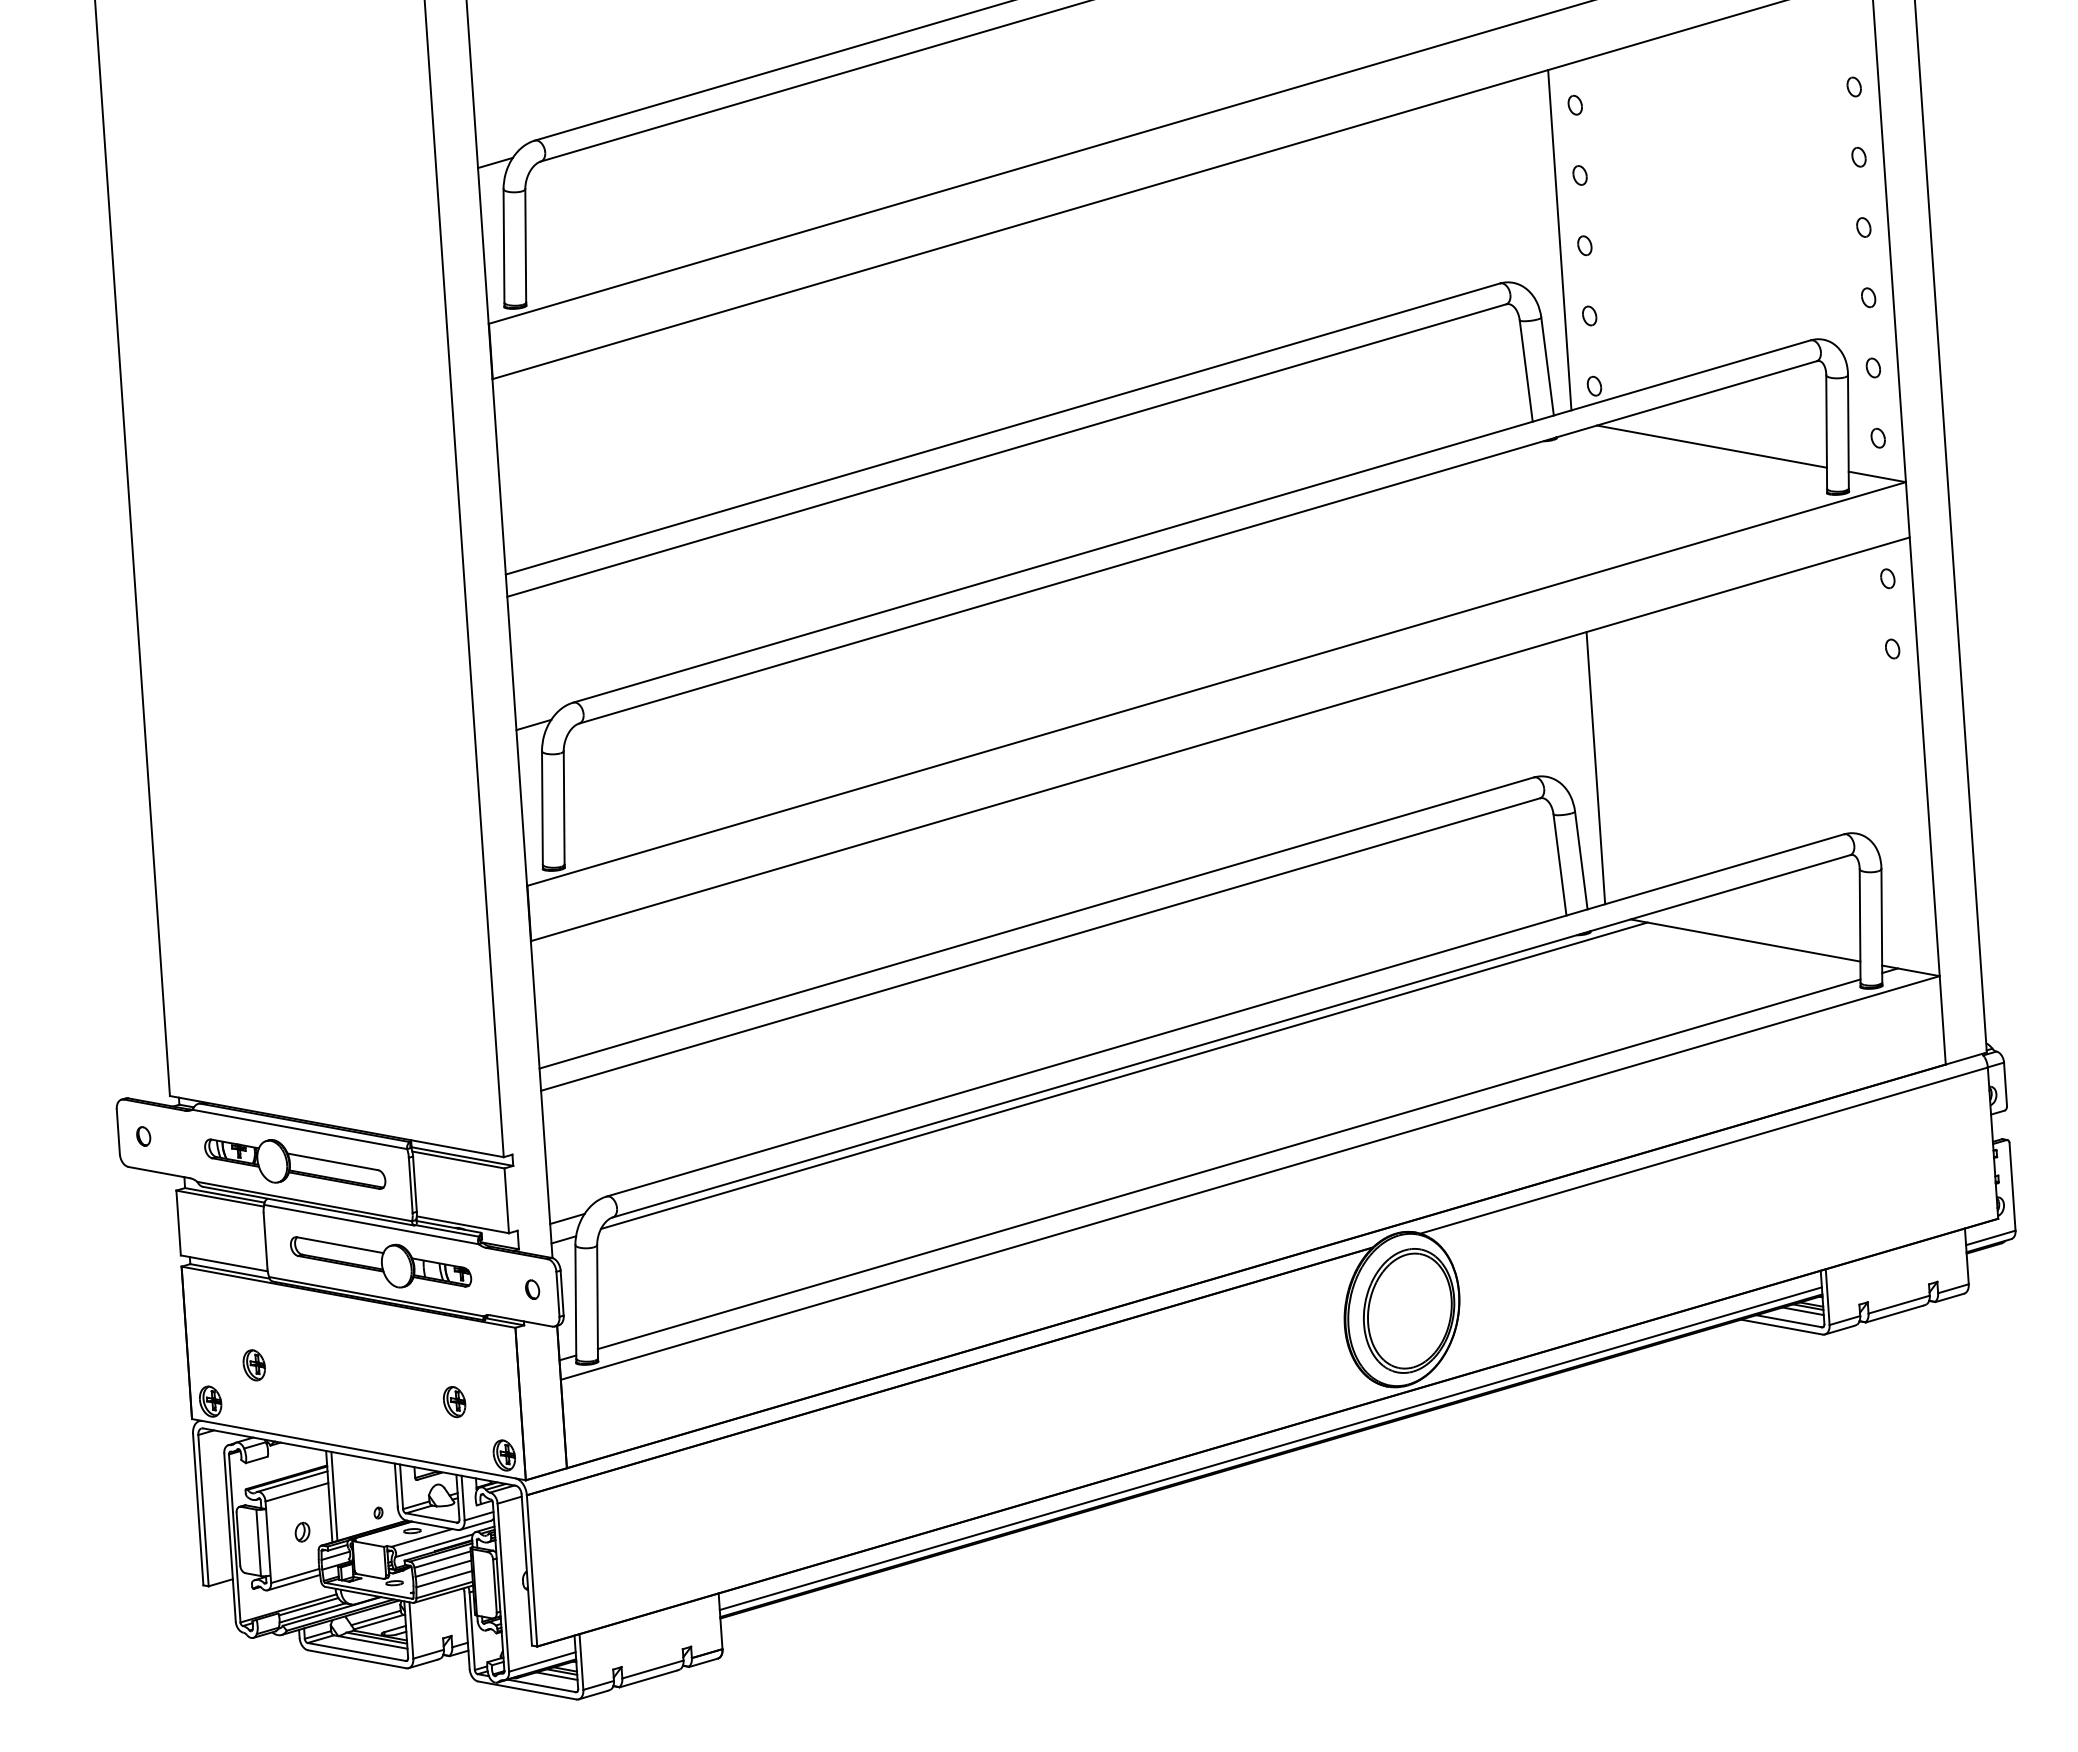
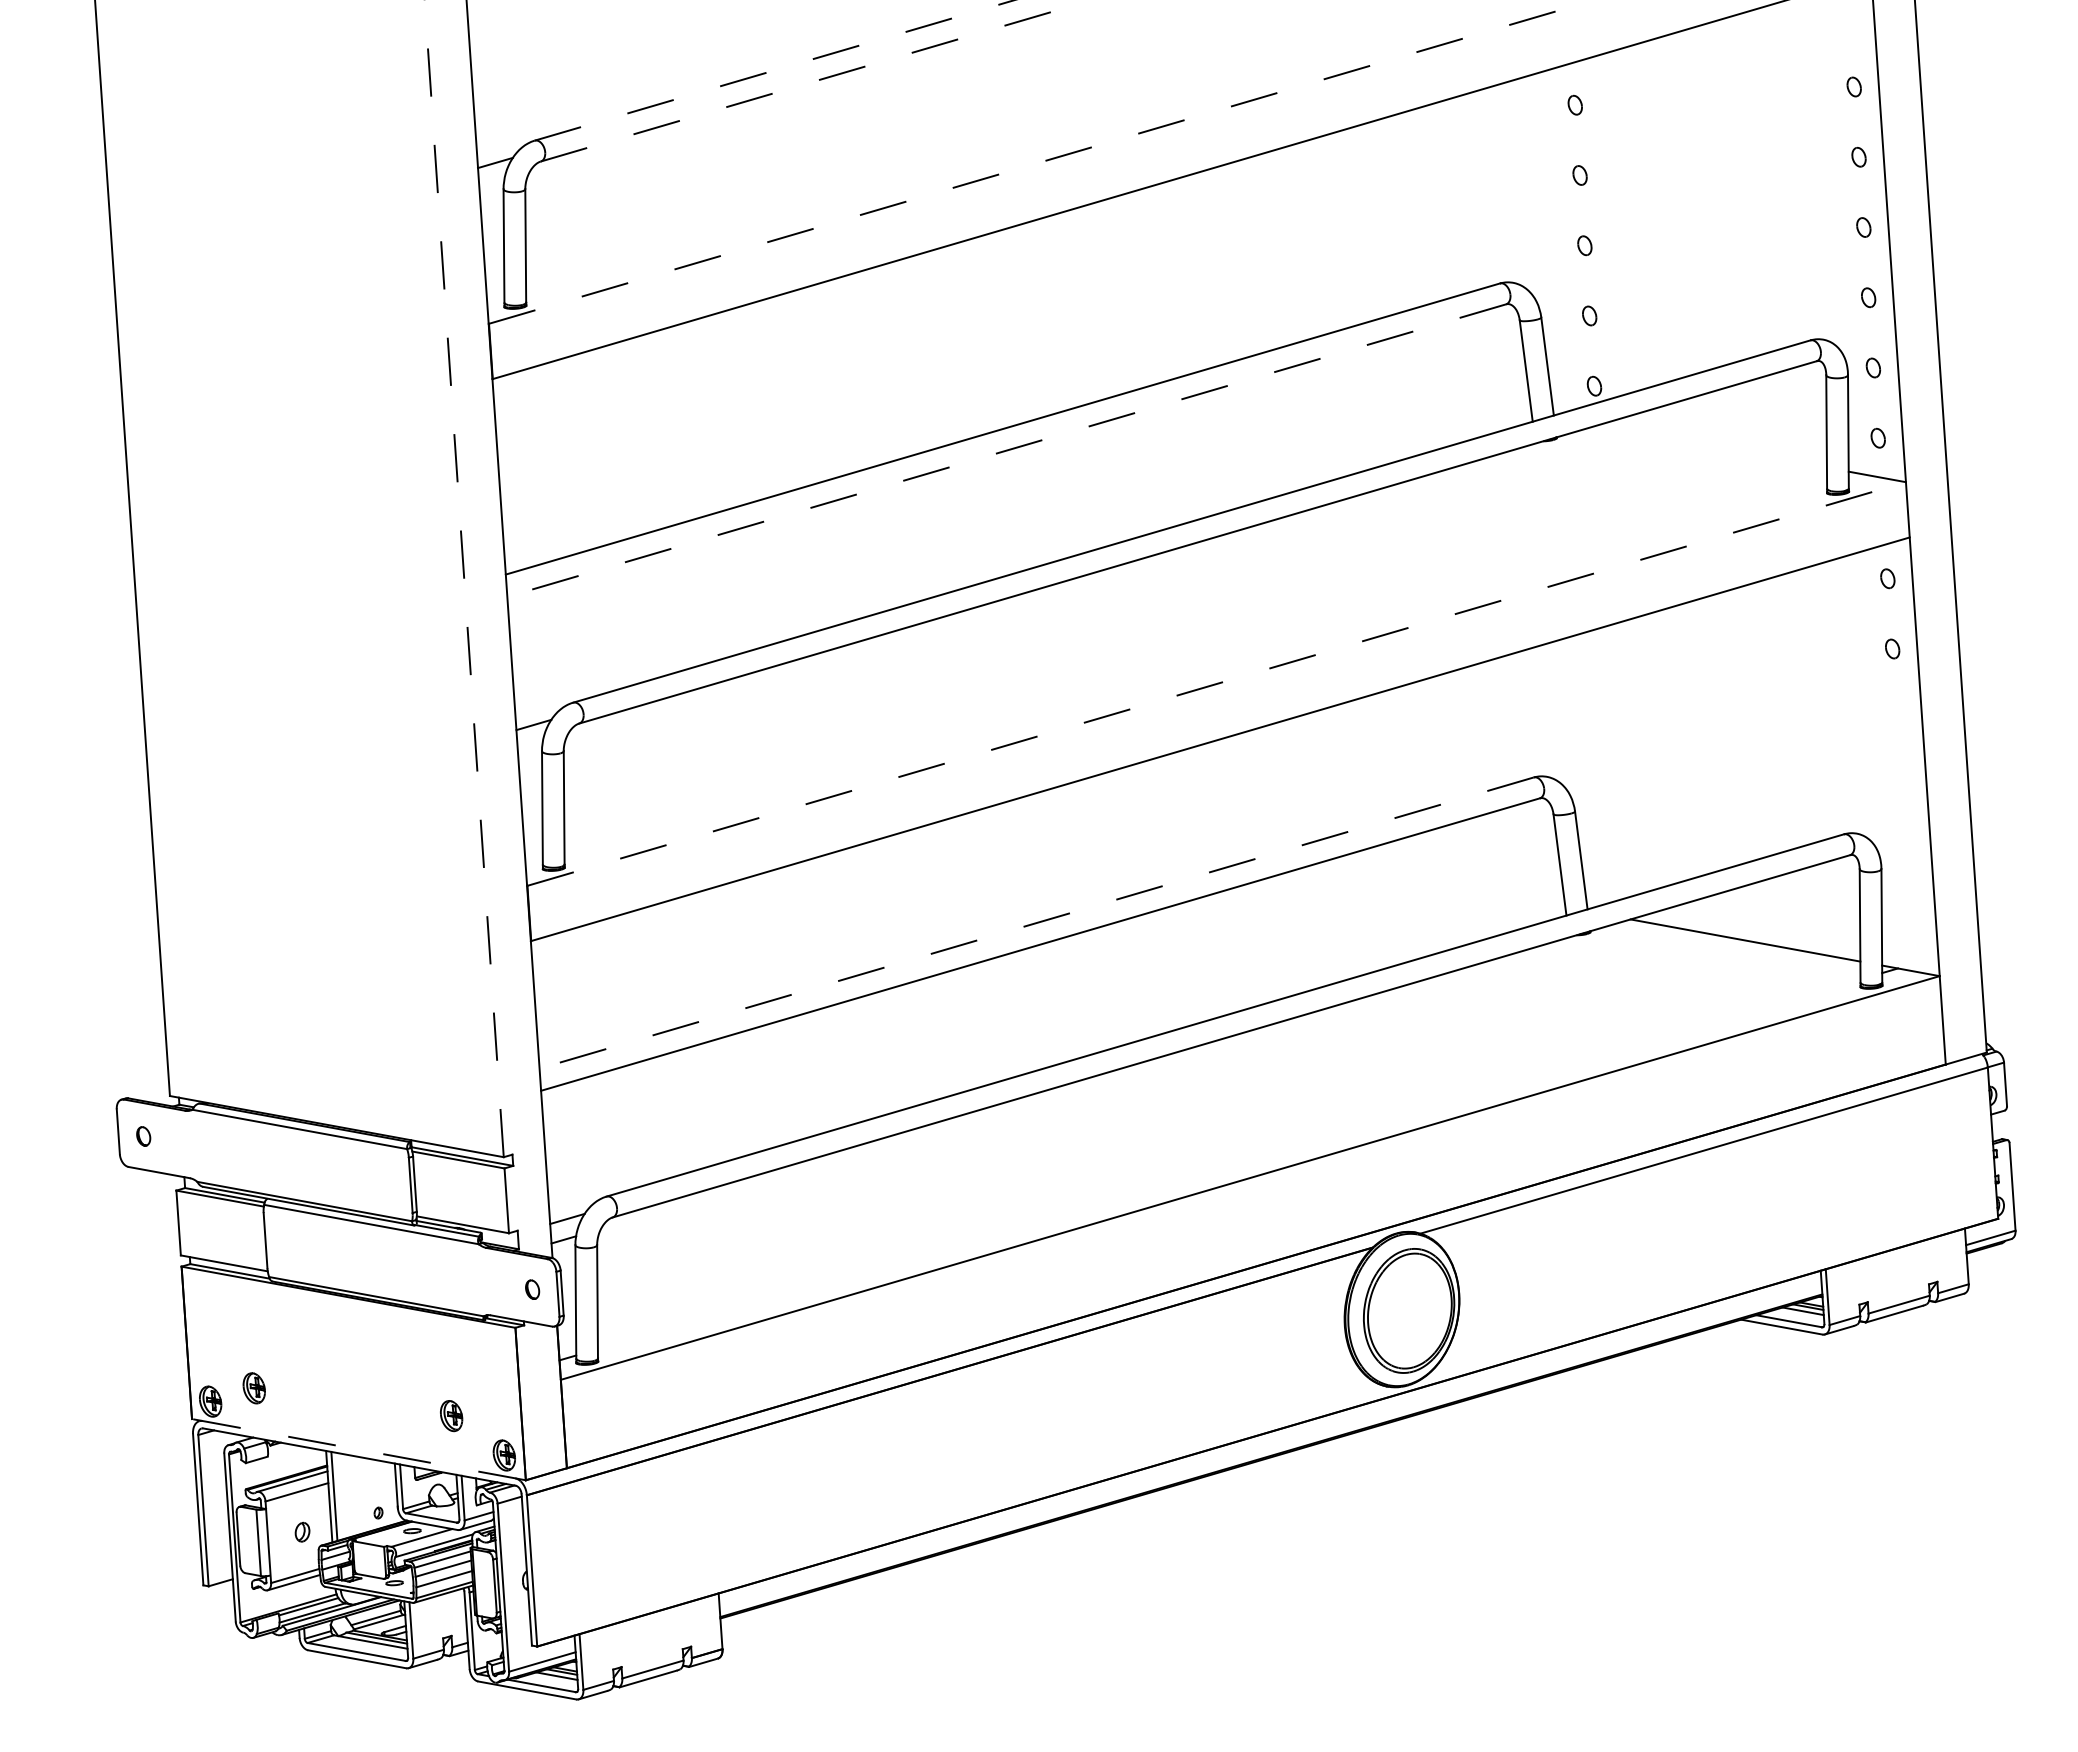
line: solid -> dashed (775, 70)
line: solid -> dashed (817, 80)
line: solid -> dashed (1041, 162)
line: present -> none (1559, 240)
line: present -> none (1711, 446)
line: solid -> dashed (1006, 450)
line: solid -> dashed (464, 578)
line: solid -> dashed (1217, 683)
line: present -> none (1595, 768)
line: solid -> dashed (1036, 923)
line: present -> none (1124, 1075)
part: present -> none (295, 1163)
line: present -> none (1228, 1164)
part: present -> none (381, 1262)
part position: (253, 1365) -> (253, 1388) (253, 1388)
part position: (454, 1402) -> (451, 1416) (451, 1416)
line: present -> none (1270, 1448)
line: solid -> dashed (358, 1449)
